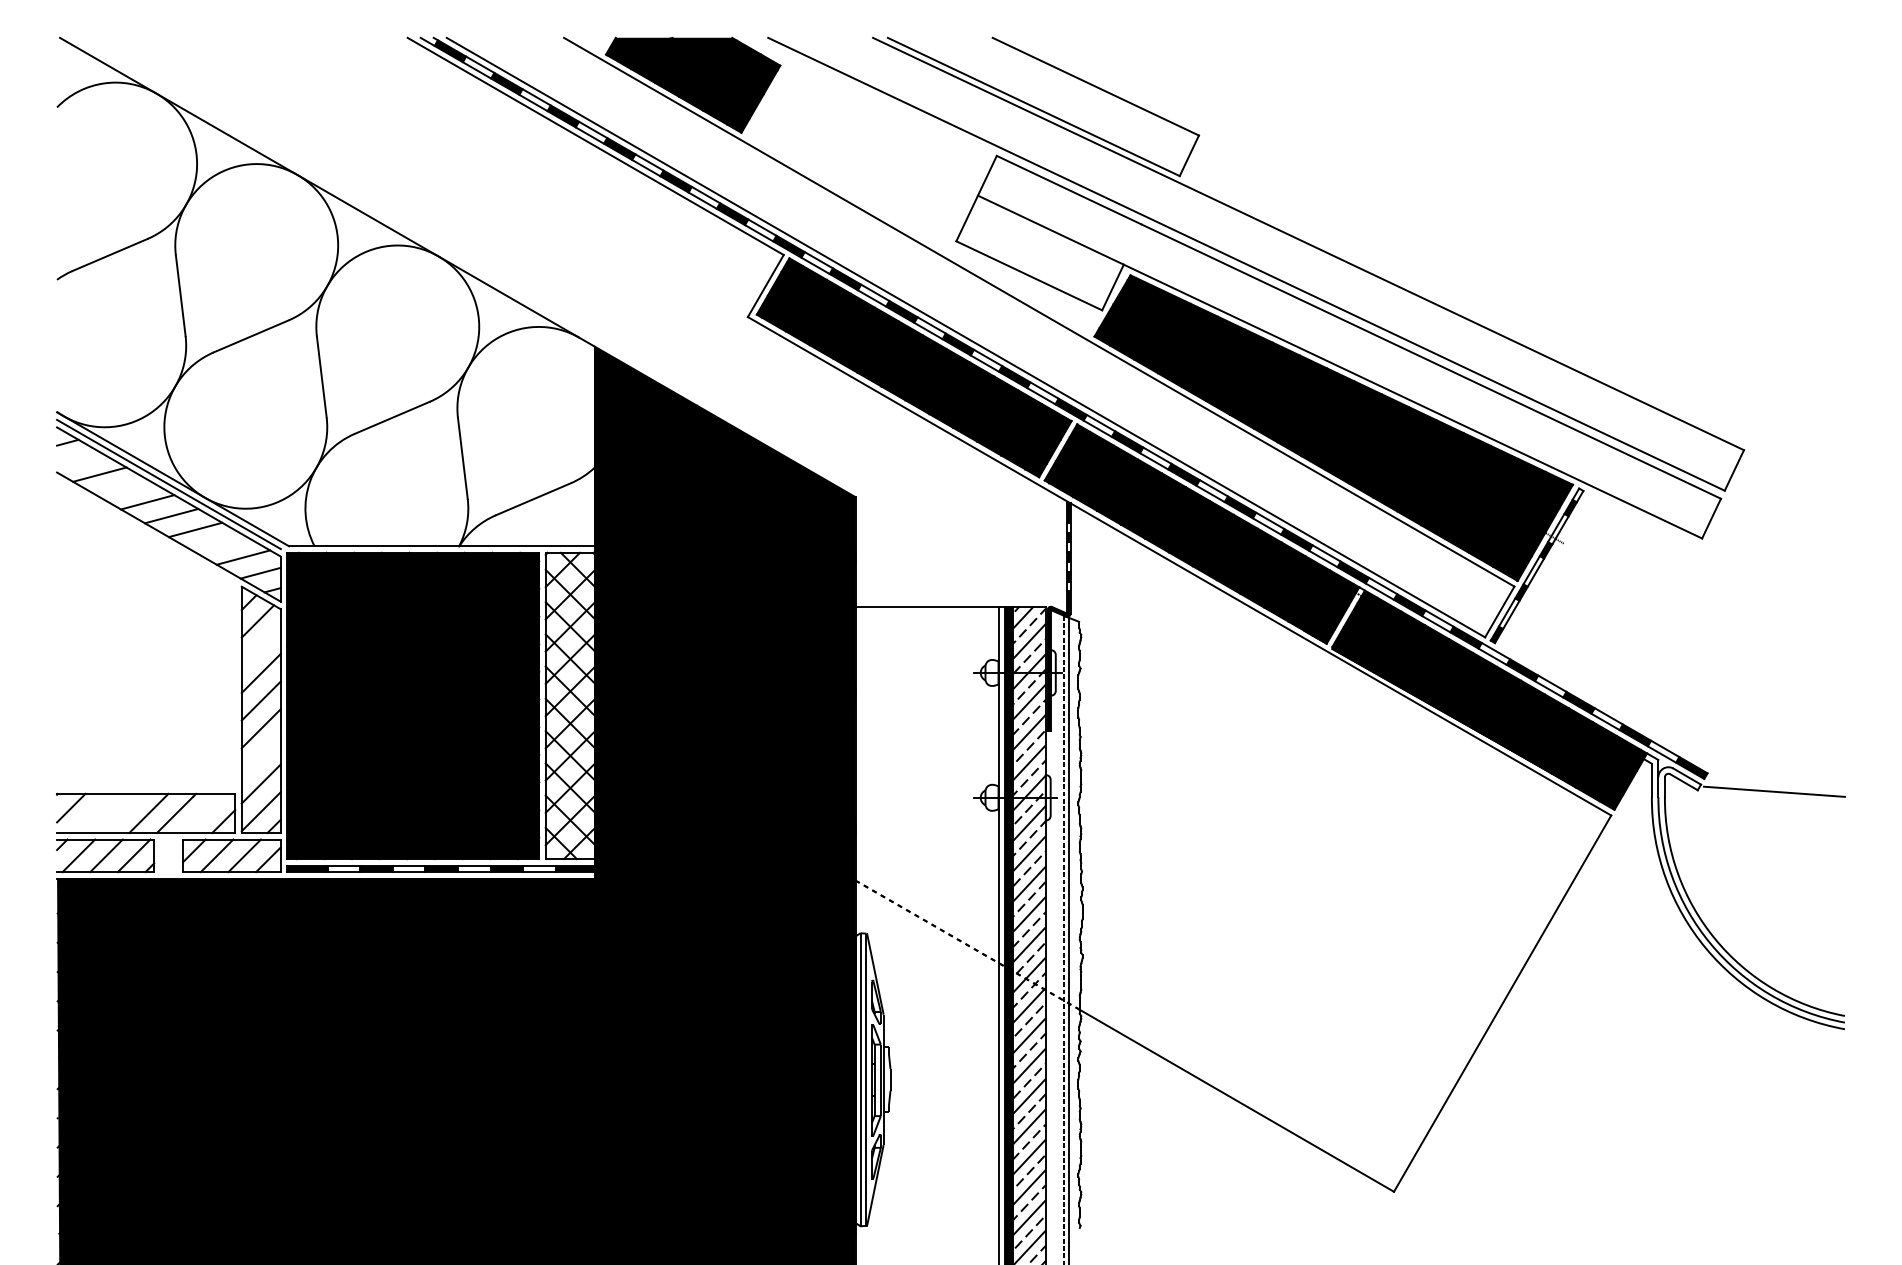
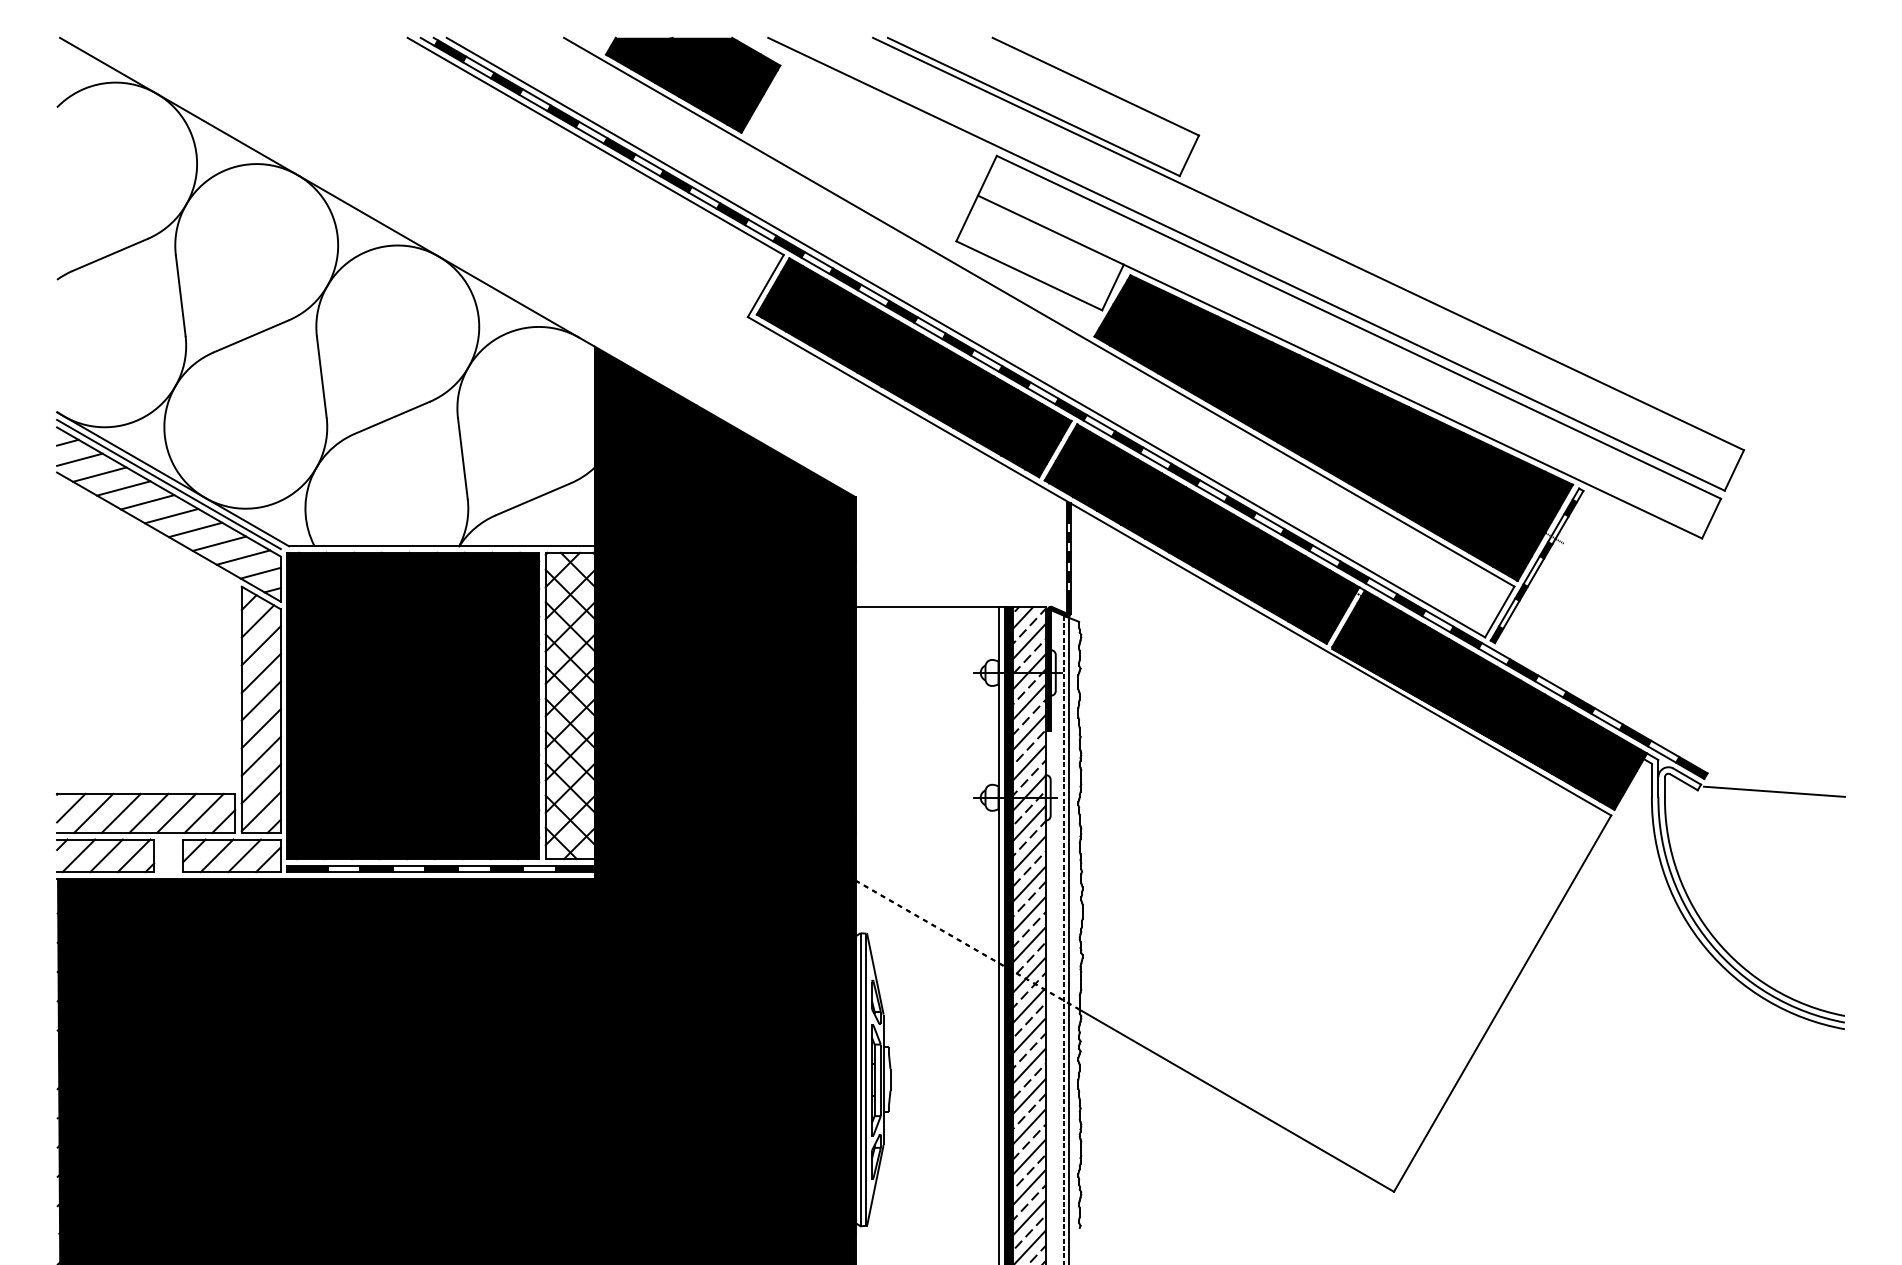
line: none -> present (79, 459)
line: none -> present (123, 488)
line: none -> present (219, 543)
line: none -> present (260, 645)
line: none -> present (260, 755)
line: none -> present (93, 813)
line: none -> present (120, 813)
line: none -> present (203, 813)
